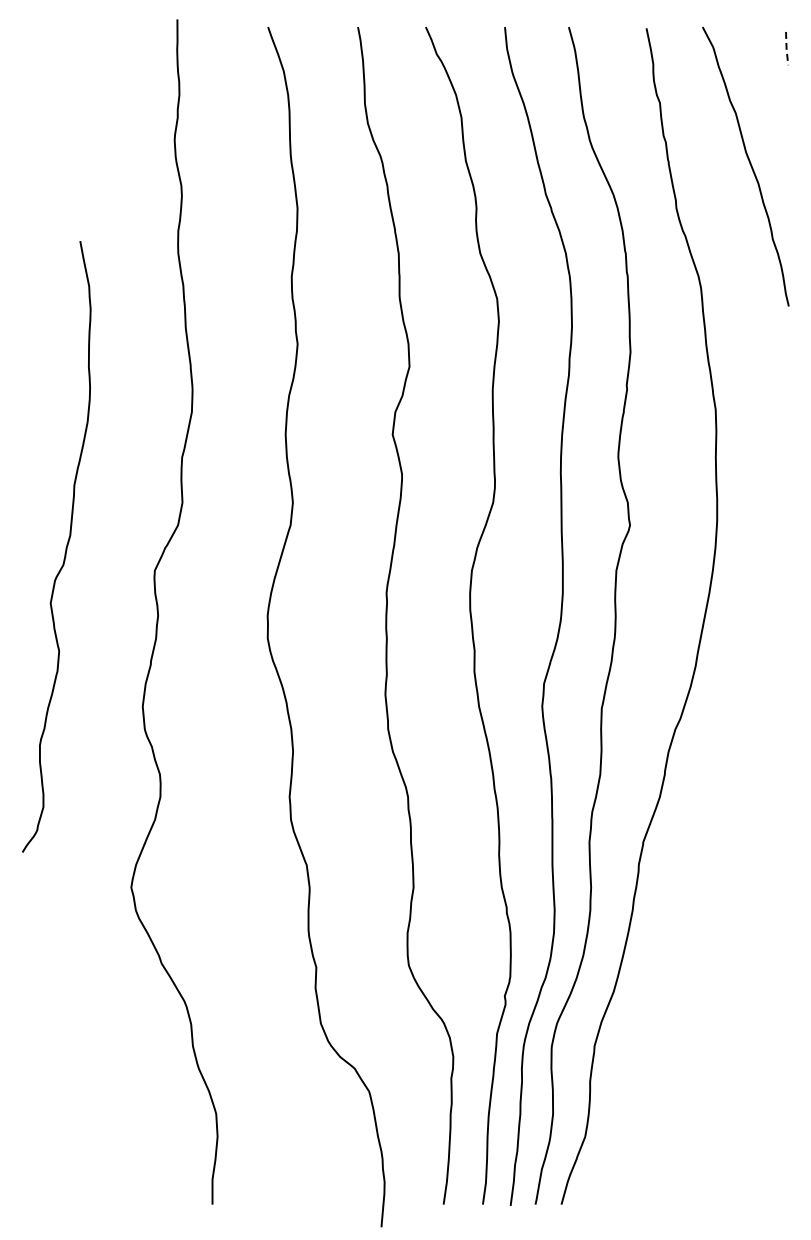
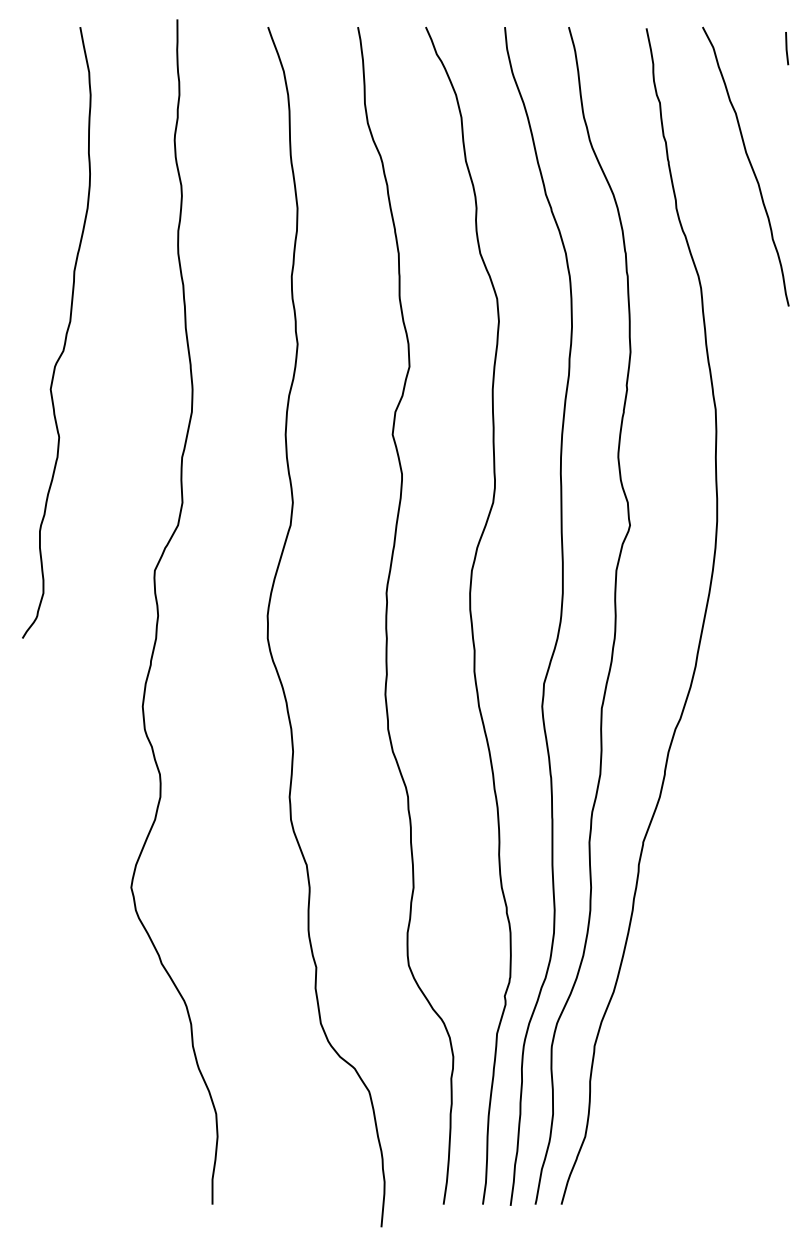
line: dashed -> solid (786, 49)
curve position: (65, 547) -> (65, 333) (65, 333)
